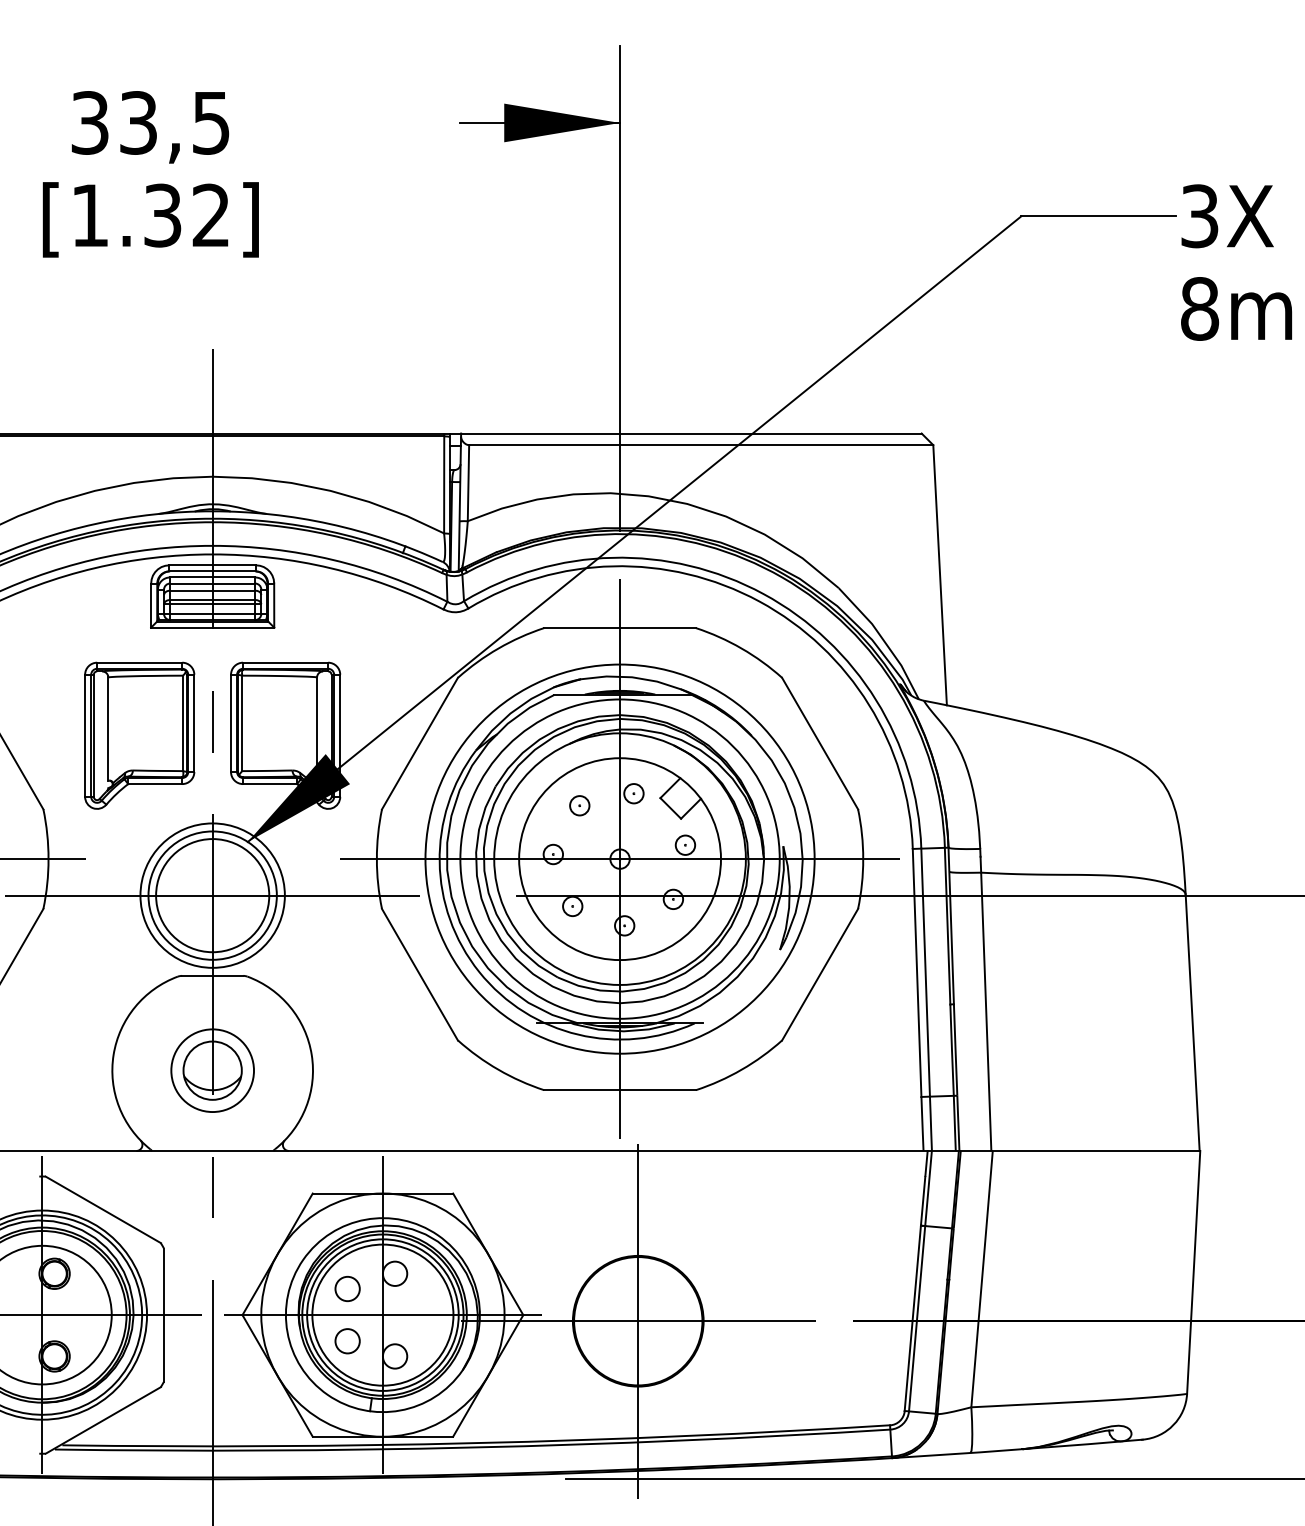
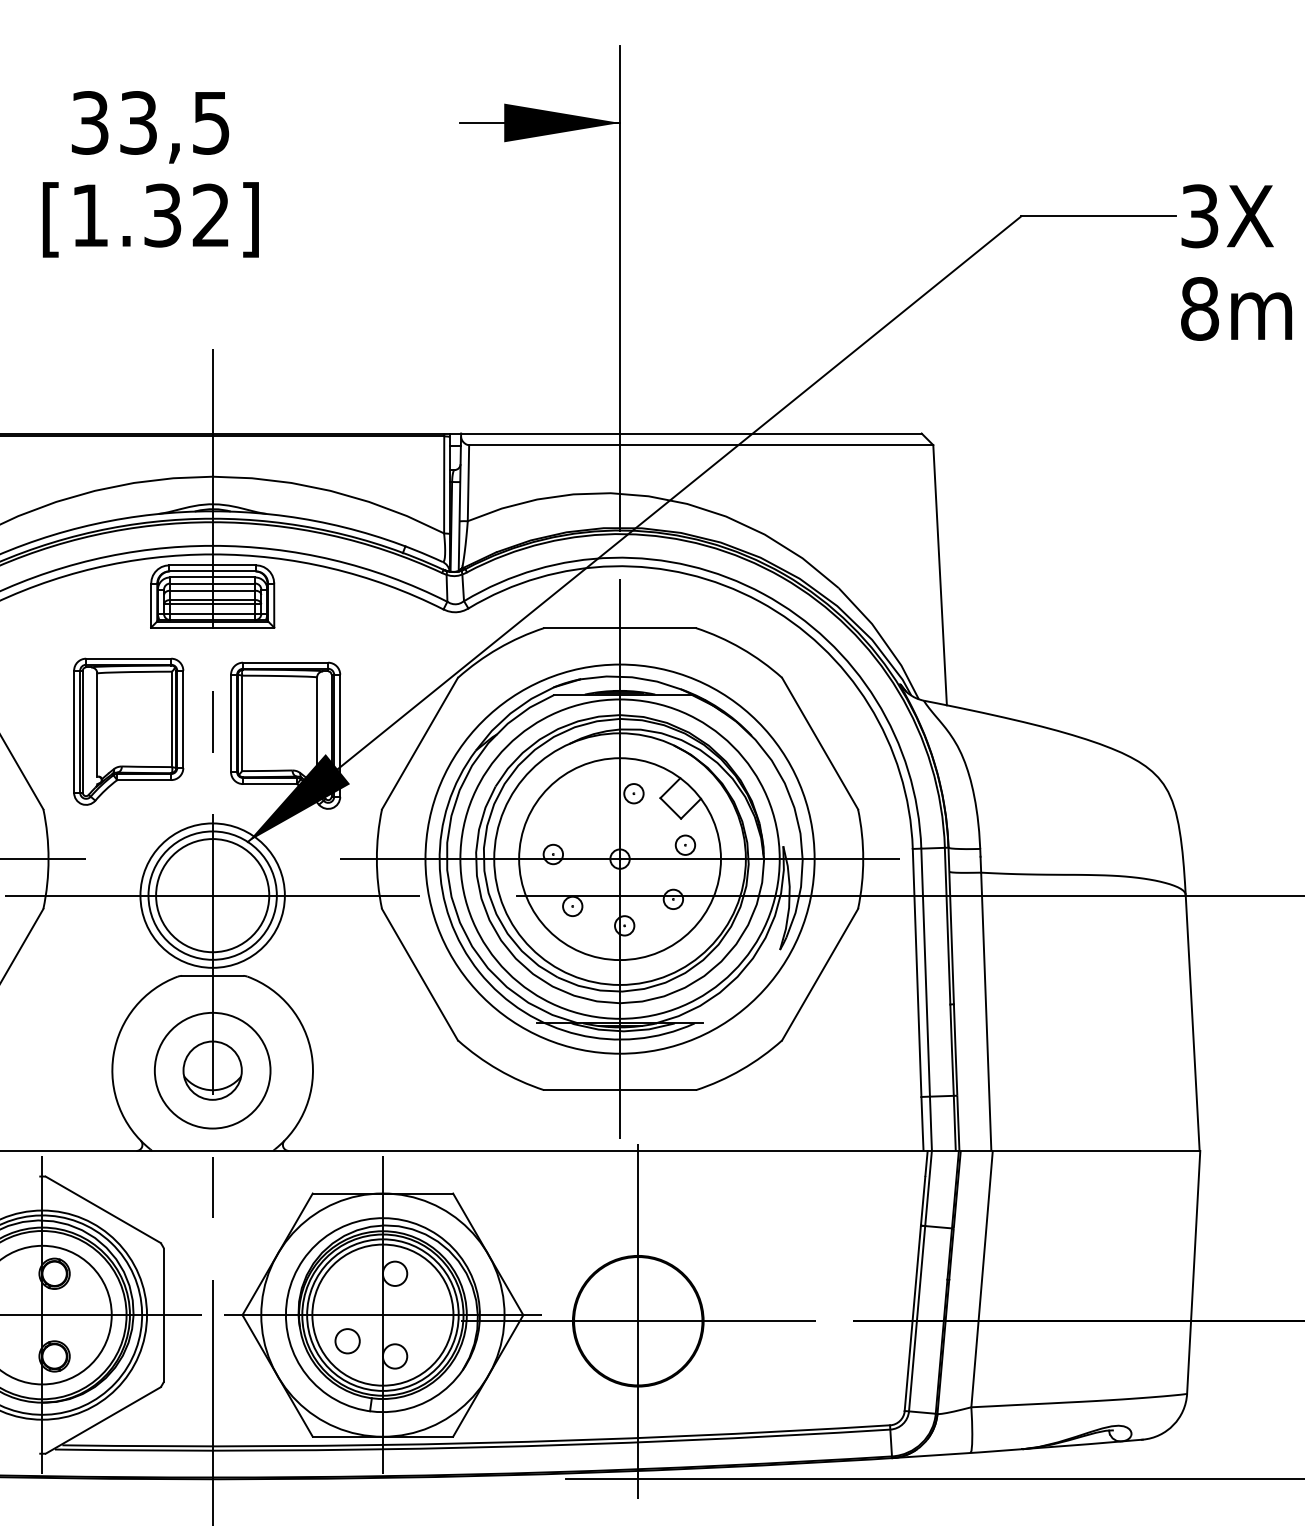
part position: (139, 735) -> (128, 731) (128, 731)
part: present -> none (579, 805)
circle diameter: 83 px -> 116 px (212, 1070)
circle: present -> none (347, 1289)
